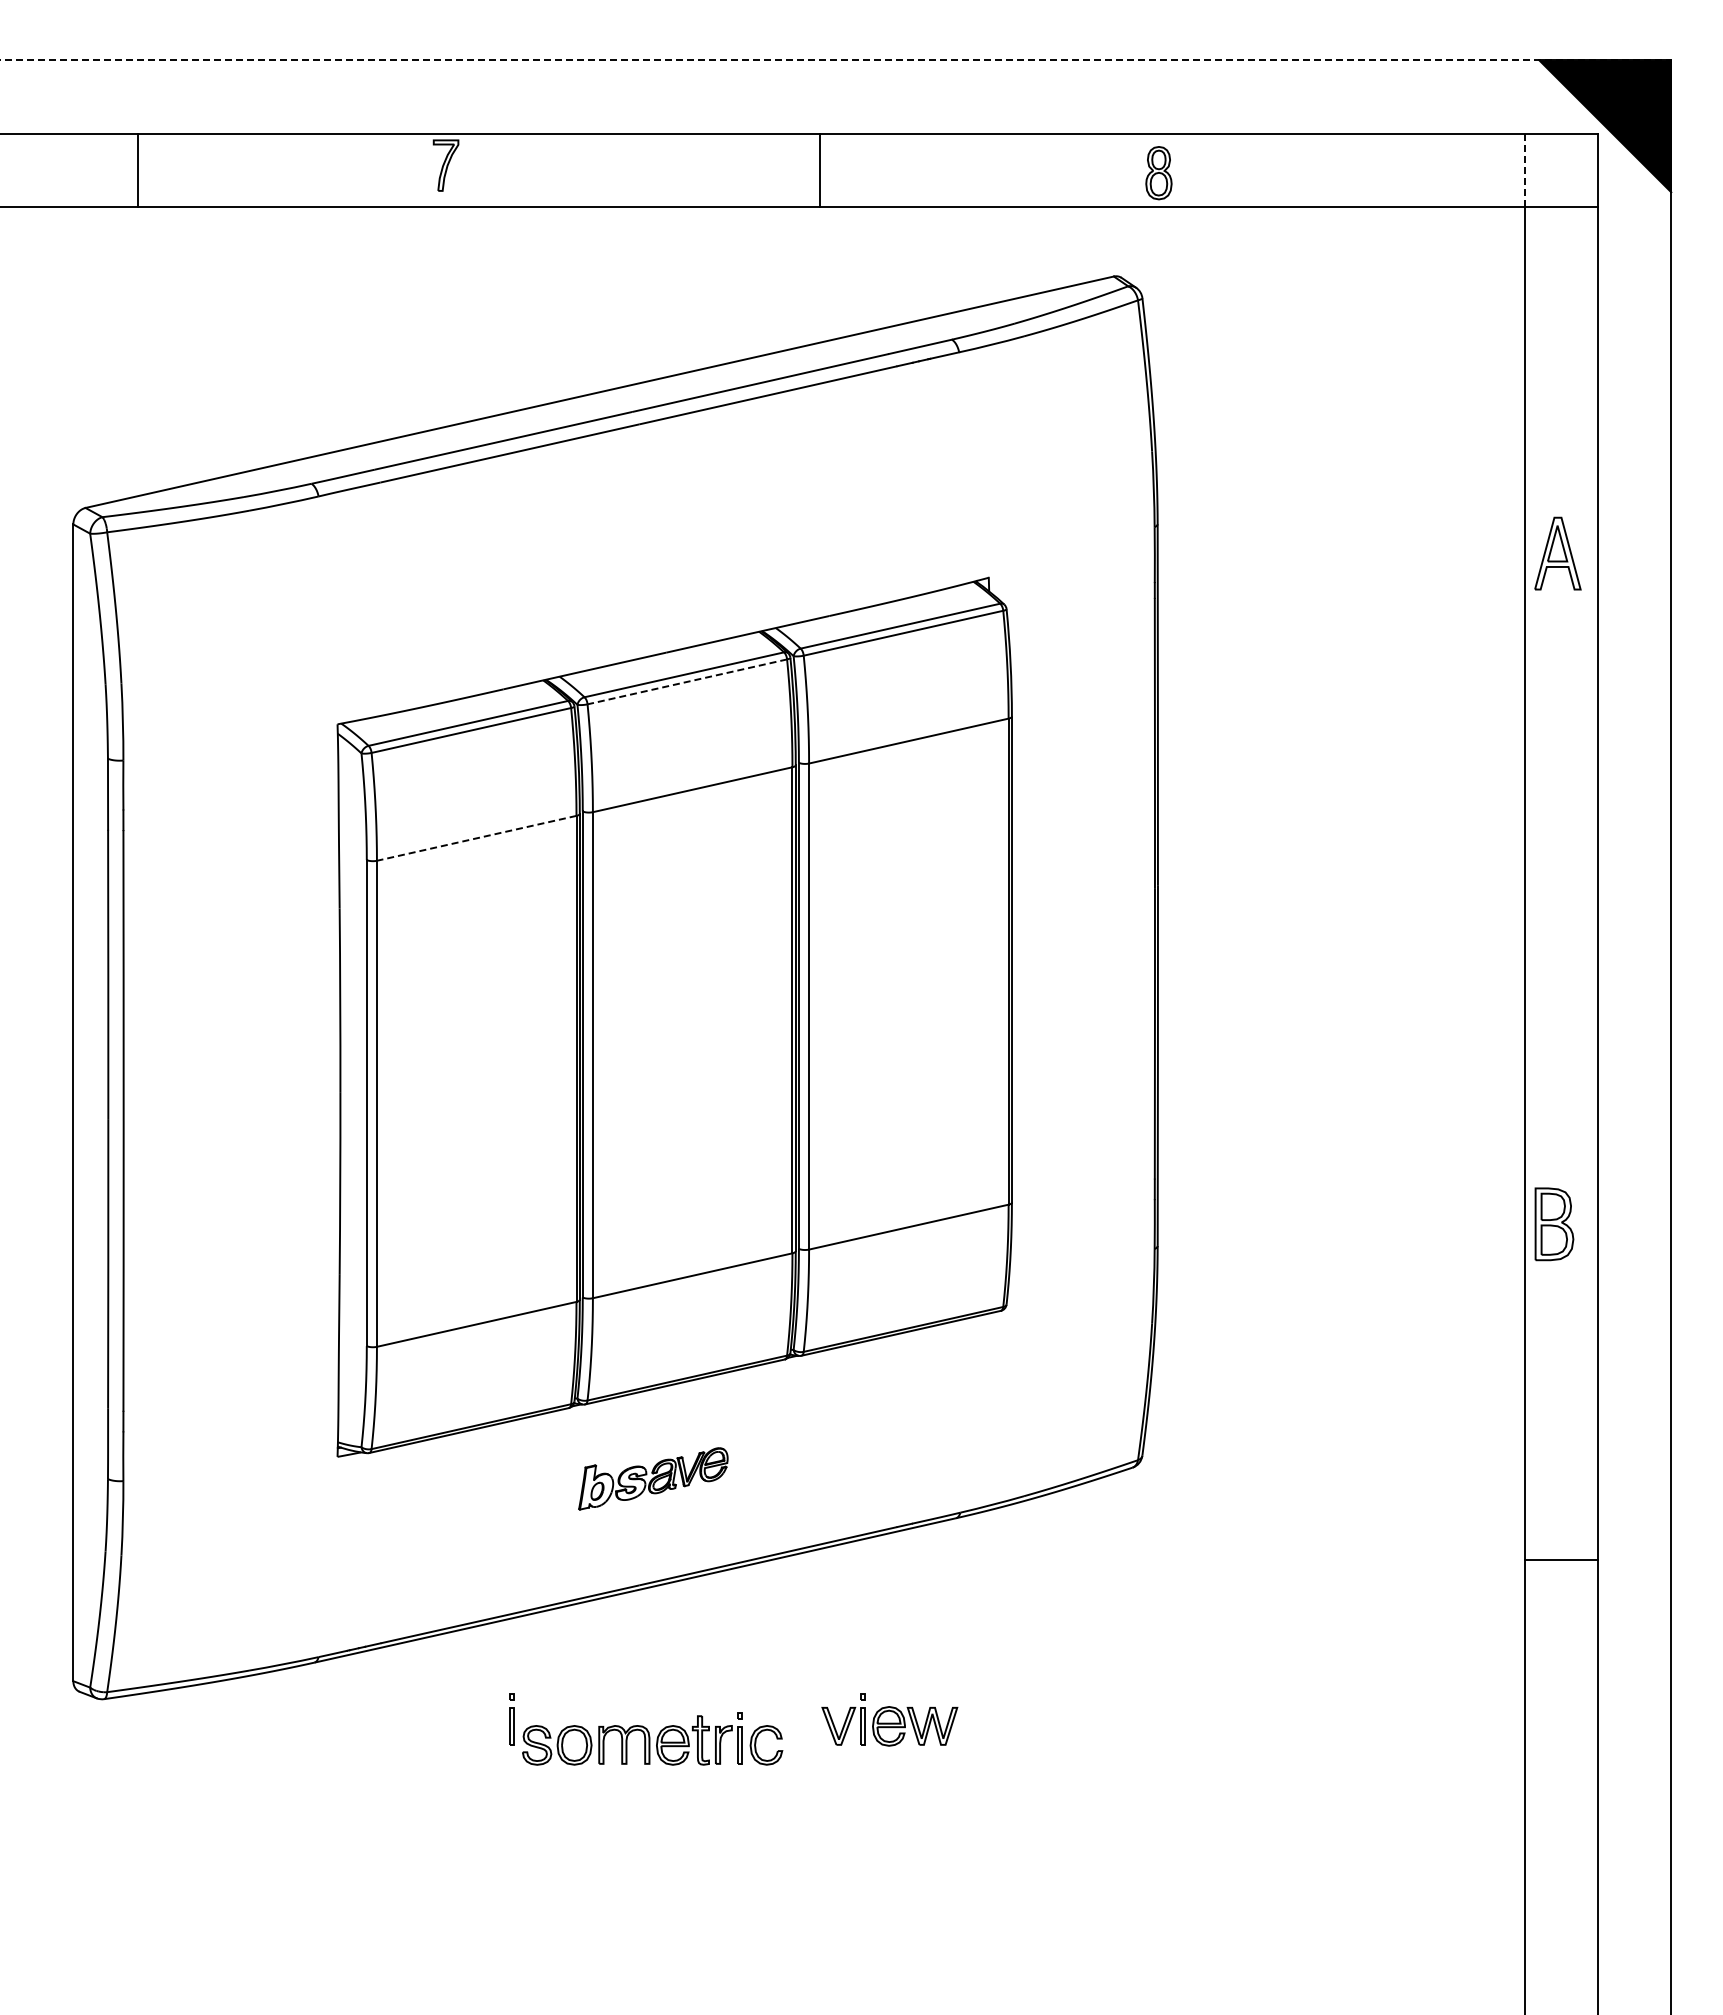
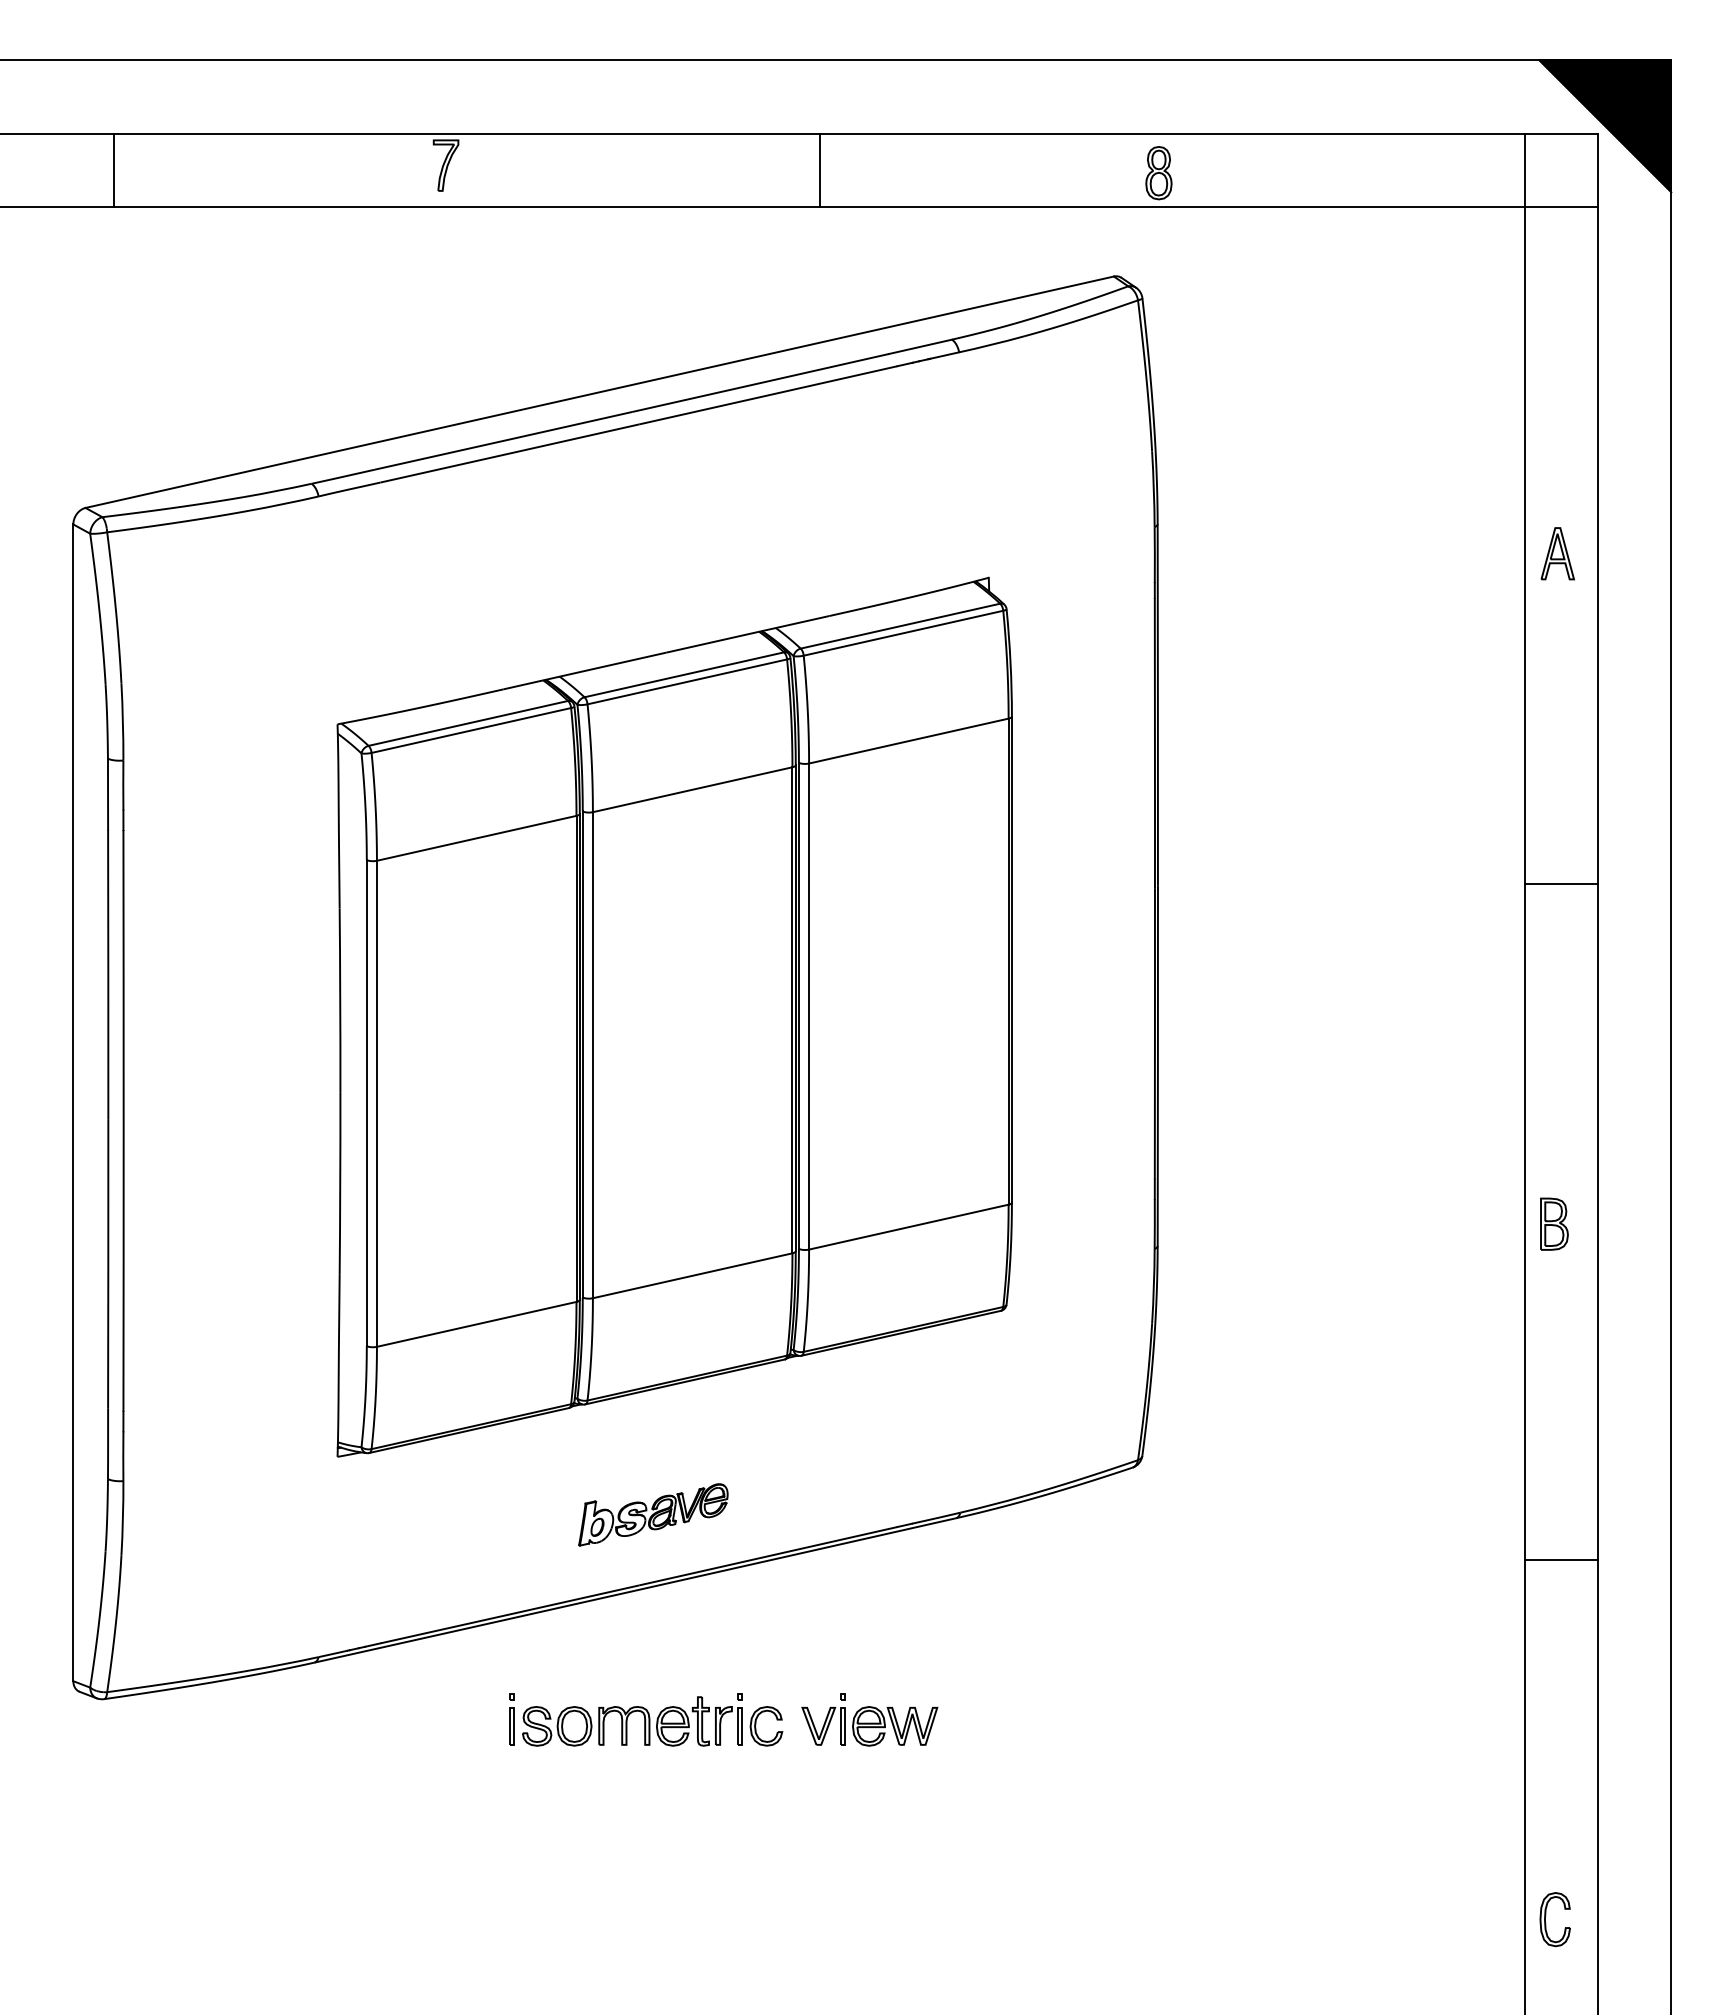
line: dashed -> solid (836, 60)
line position: (138, 169) -> (114, 169) (114, 169)
line: dashed -> solid (1524, 170)
part size: 48x75 px -> 35x54 px (1557, 553)
line: dashed -> solid (686, 682)
line: dashed -> solid (476, 838)
line: none -> present (1561, 883)
part size: 41x75 px -> 29x54 px (1554, 1223)
part position: (653, 1478) -> (653, 1514) (653, 1514)
part position: (889, 1719) -> (869, 1719) (869, 1719)
part position: (652, 1738) -> (652, 1719) (652, 1719)
part: none -> present (1546, 1915)
